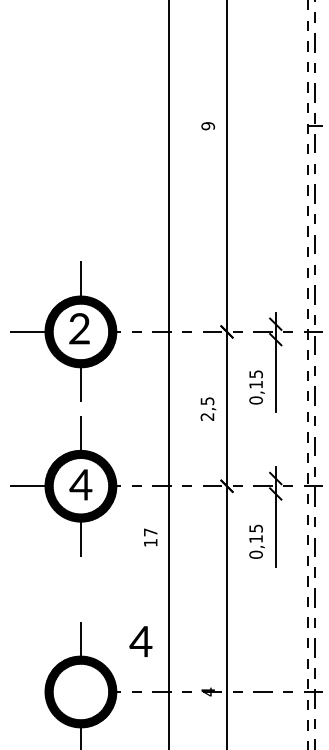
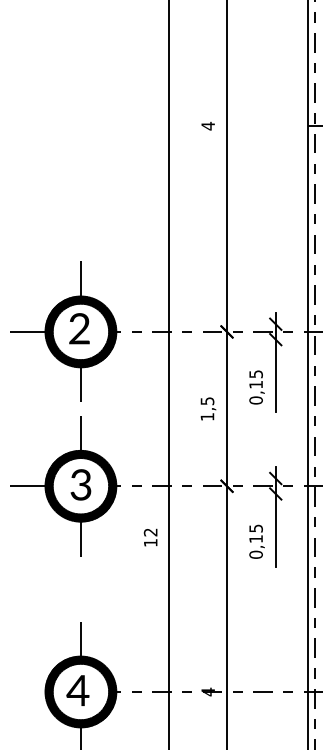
text: 9 -> 4 (208, 125)
line: dashed -> solid (307, 374)
text: 2,5 -> 1,5 (207, 416)
text: 4 -> 3 (80, 484)
text: 17 -> 12 (150, 532)
text position: (140, 641) -> (77, 690) (77, 690)
